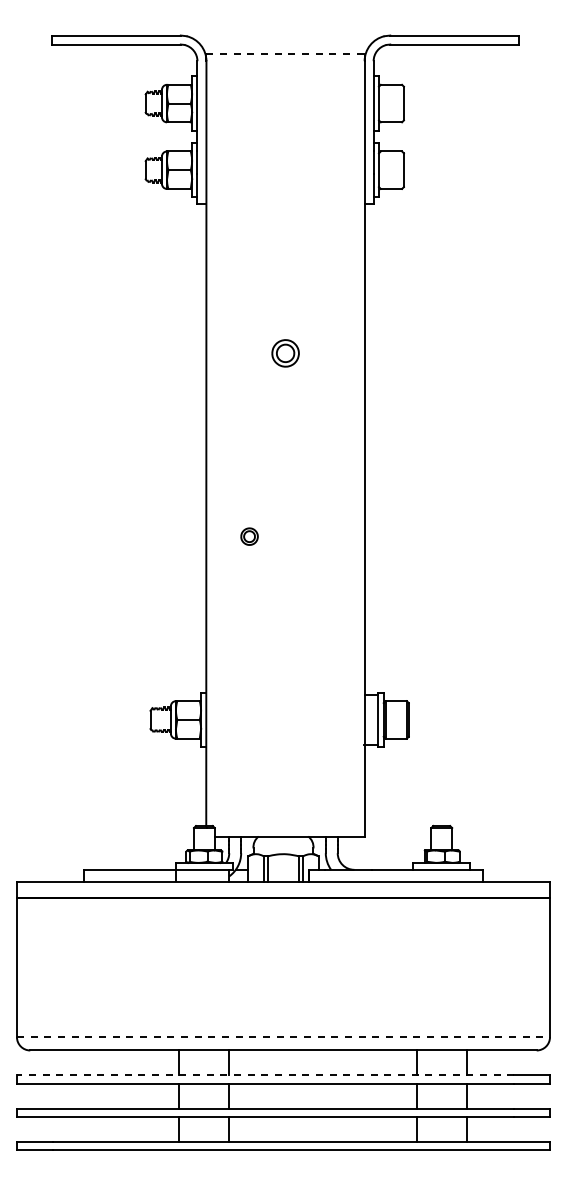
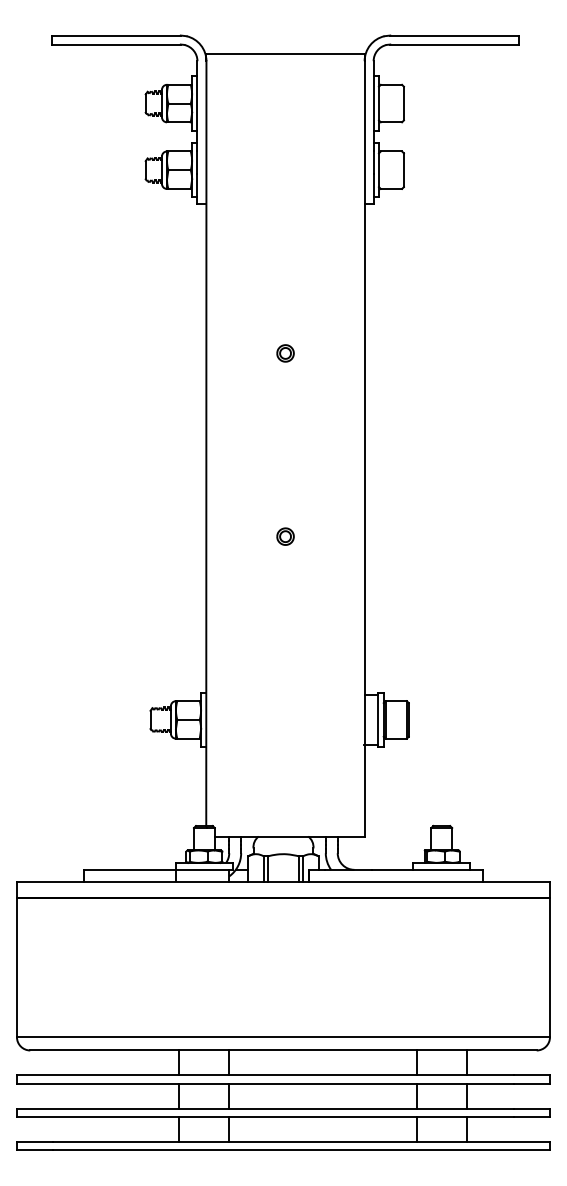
line: dashed -> solid (286, 53)
part size: 29x29 px -> 19x19 px (285, 353)
part position: (249, 536) -> (285, 536) (285, 536)
line: dashed -> solid (283, 1037)
line: dashed -> solid (265, 1075)
